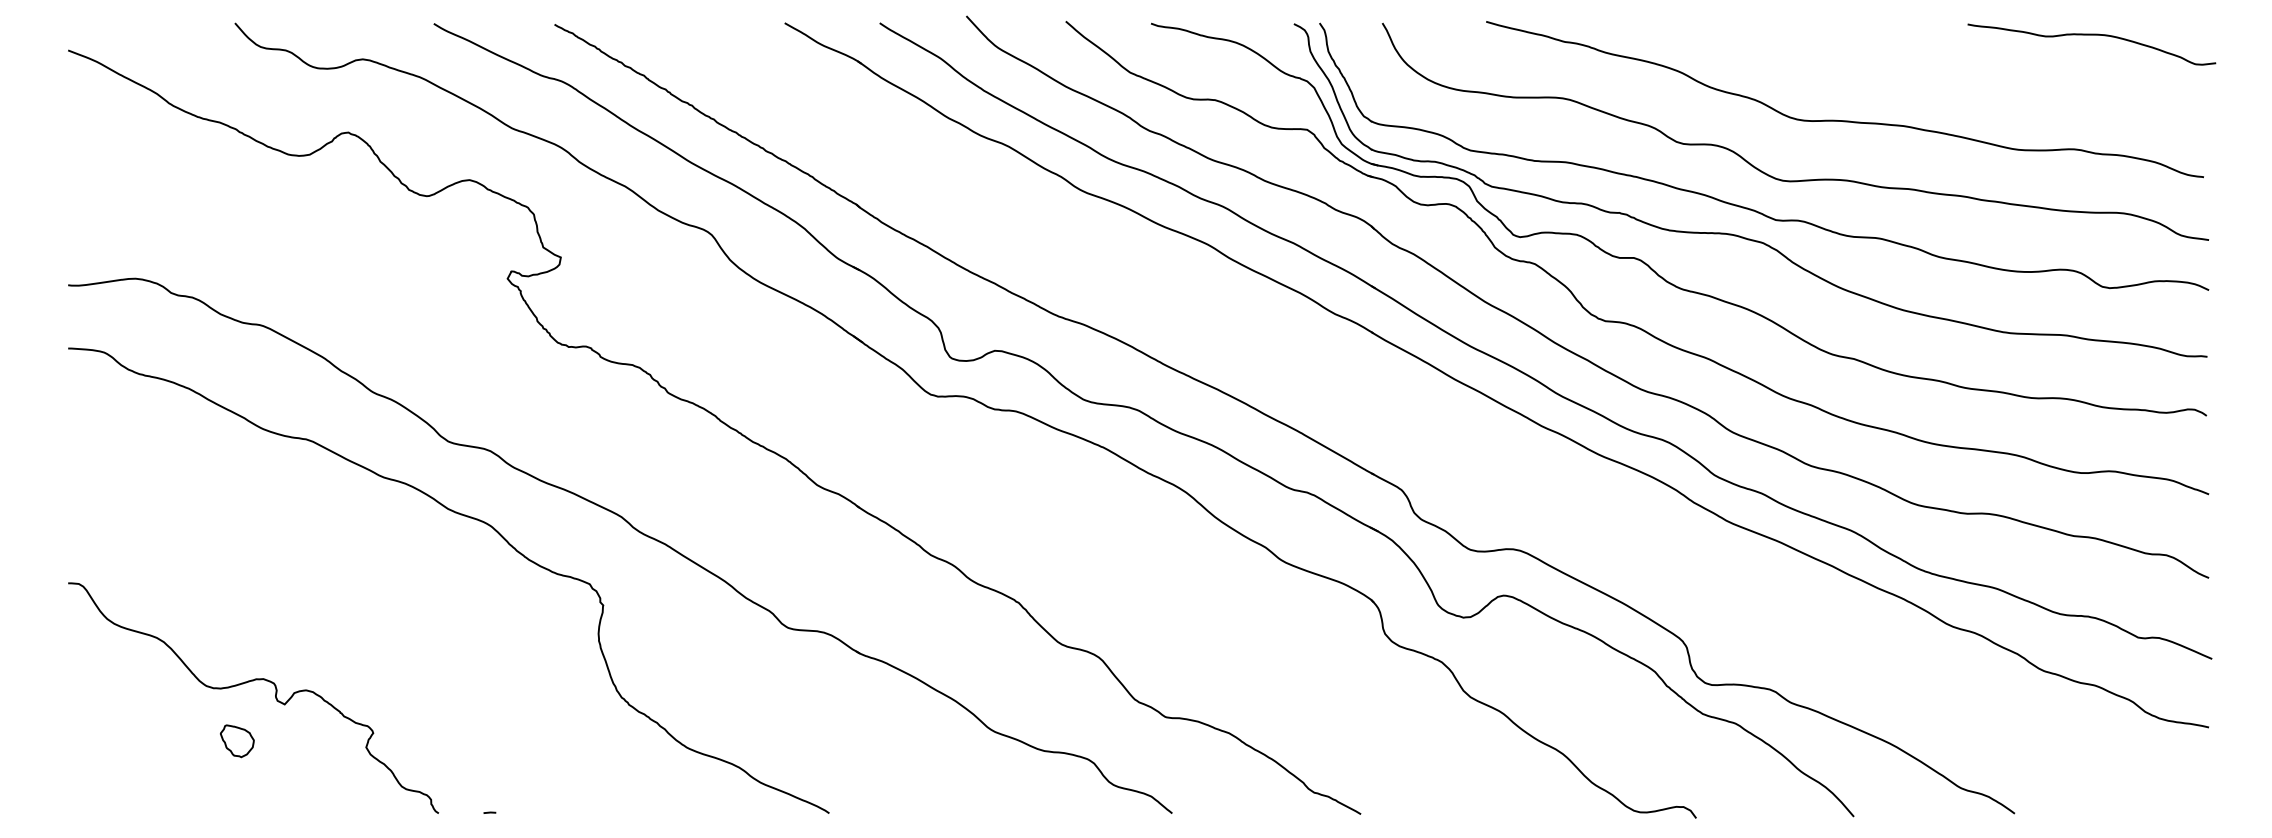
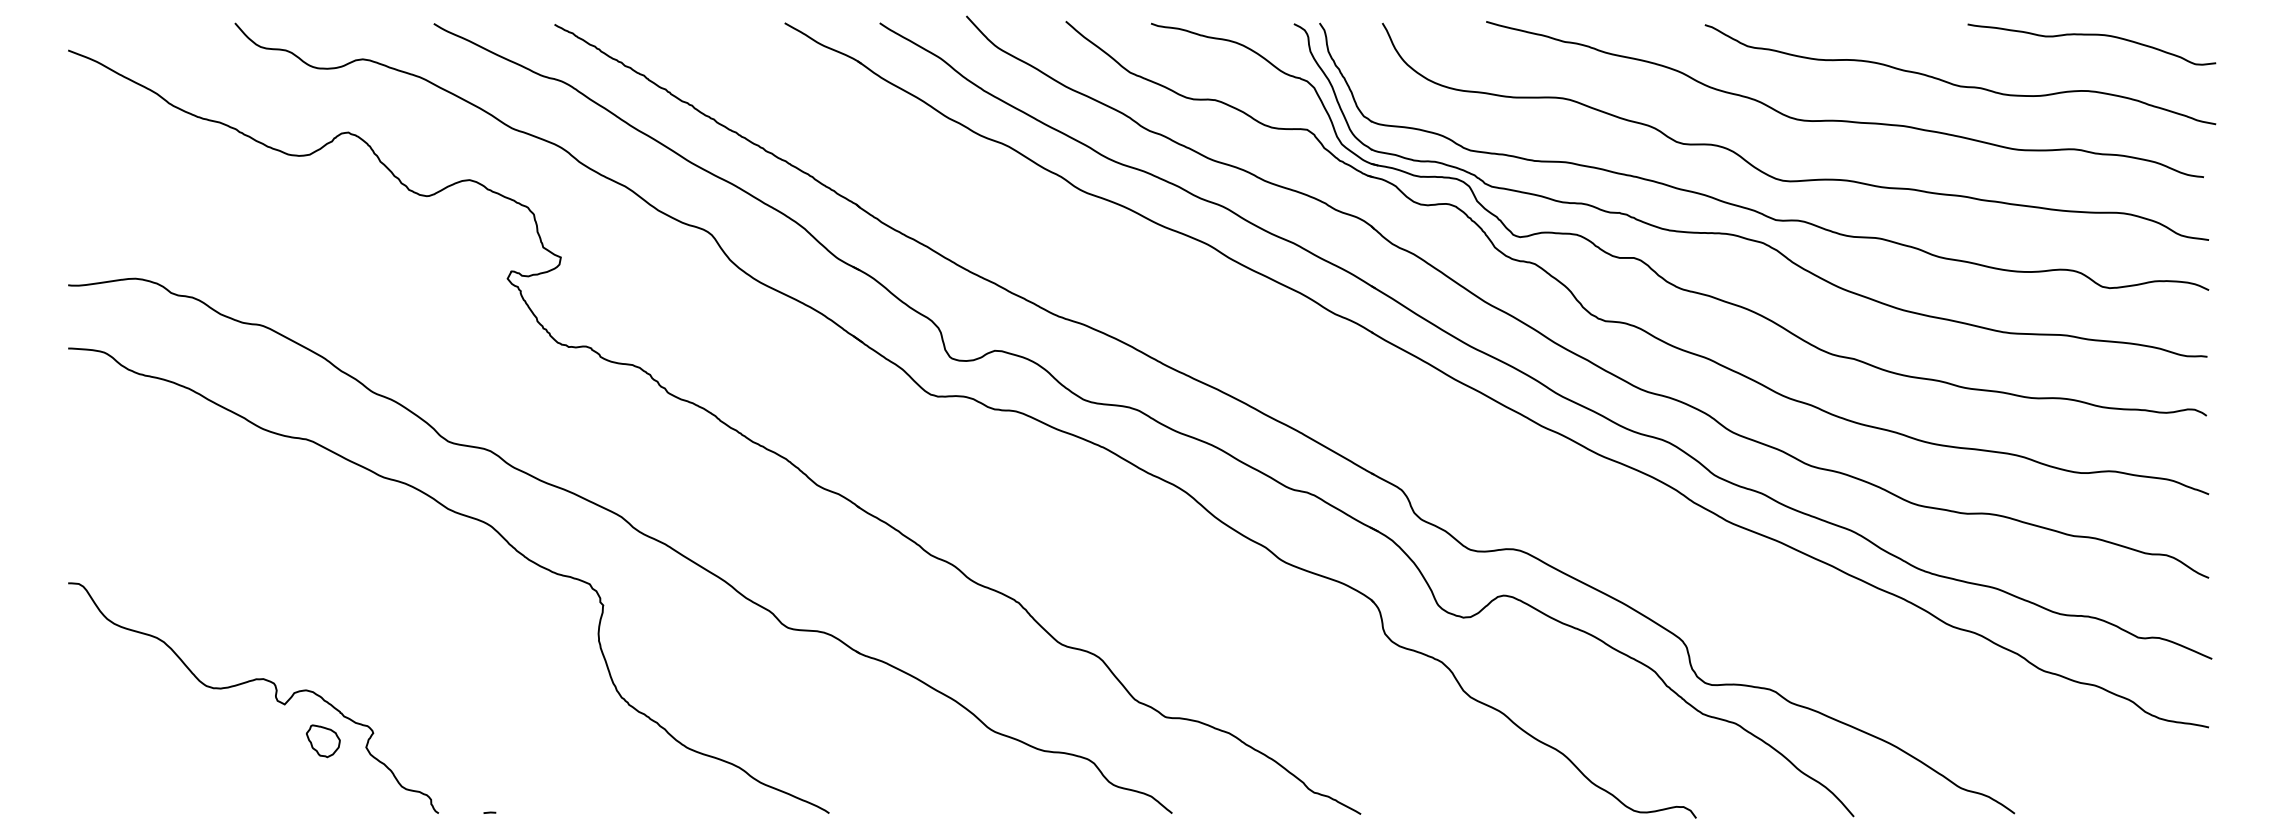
curve: none -> present (1957, 84)
part position: (237, 741) -> (323, 741) (323, 741)
